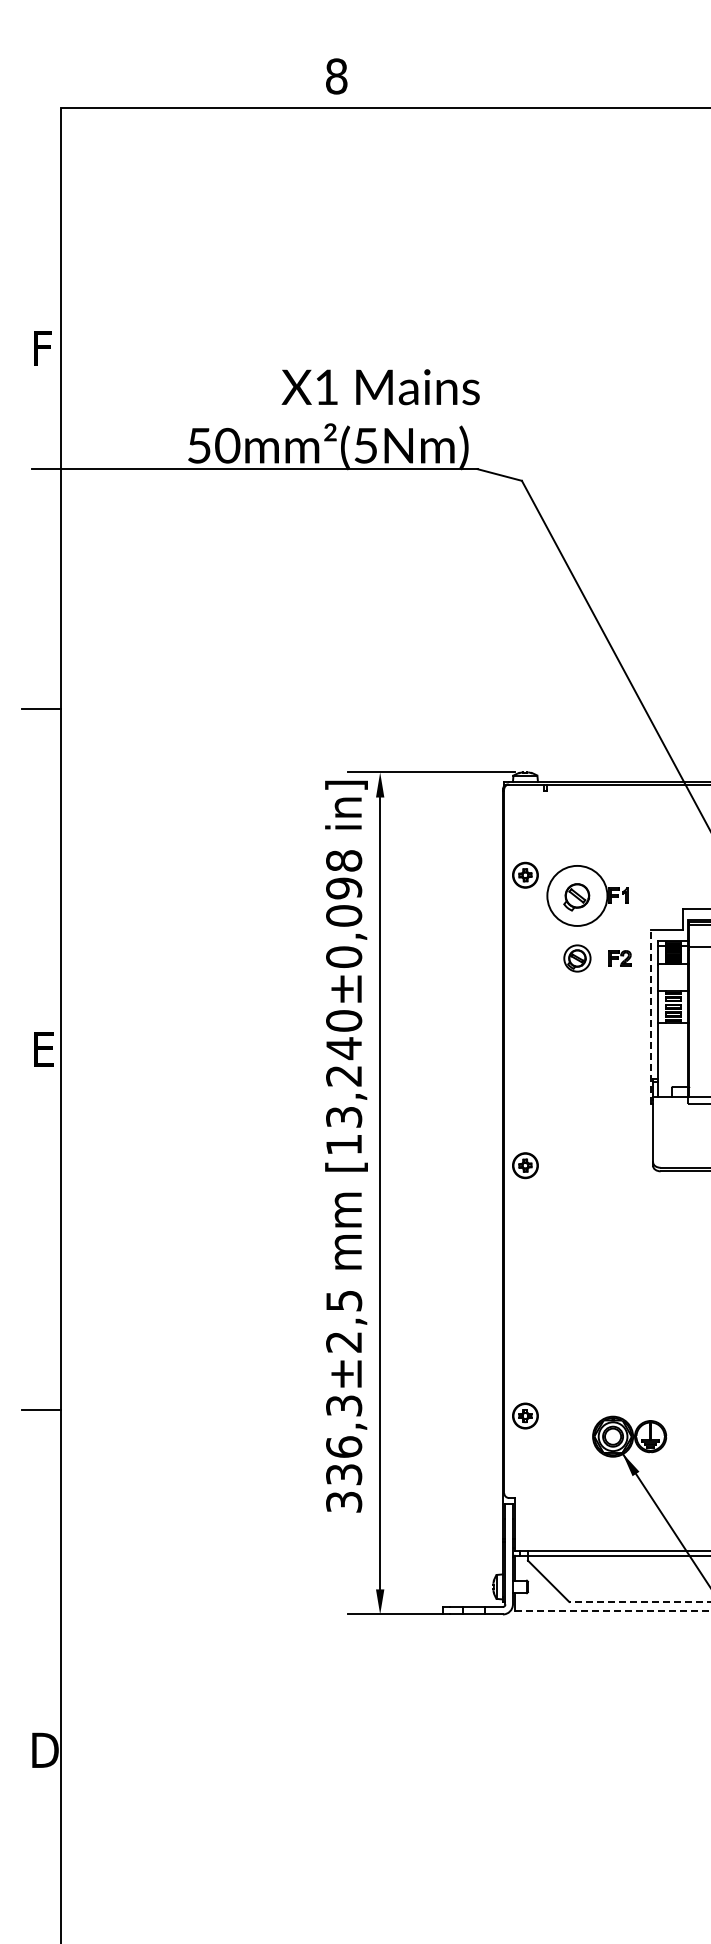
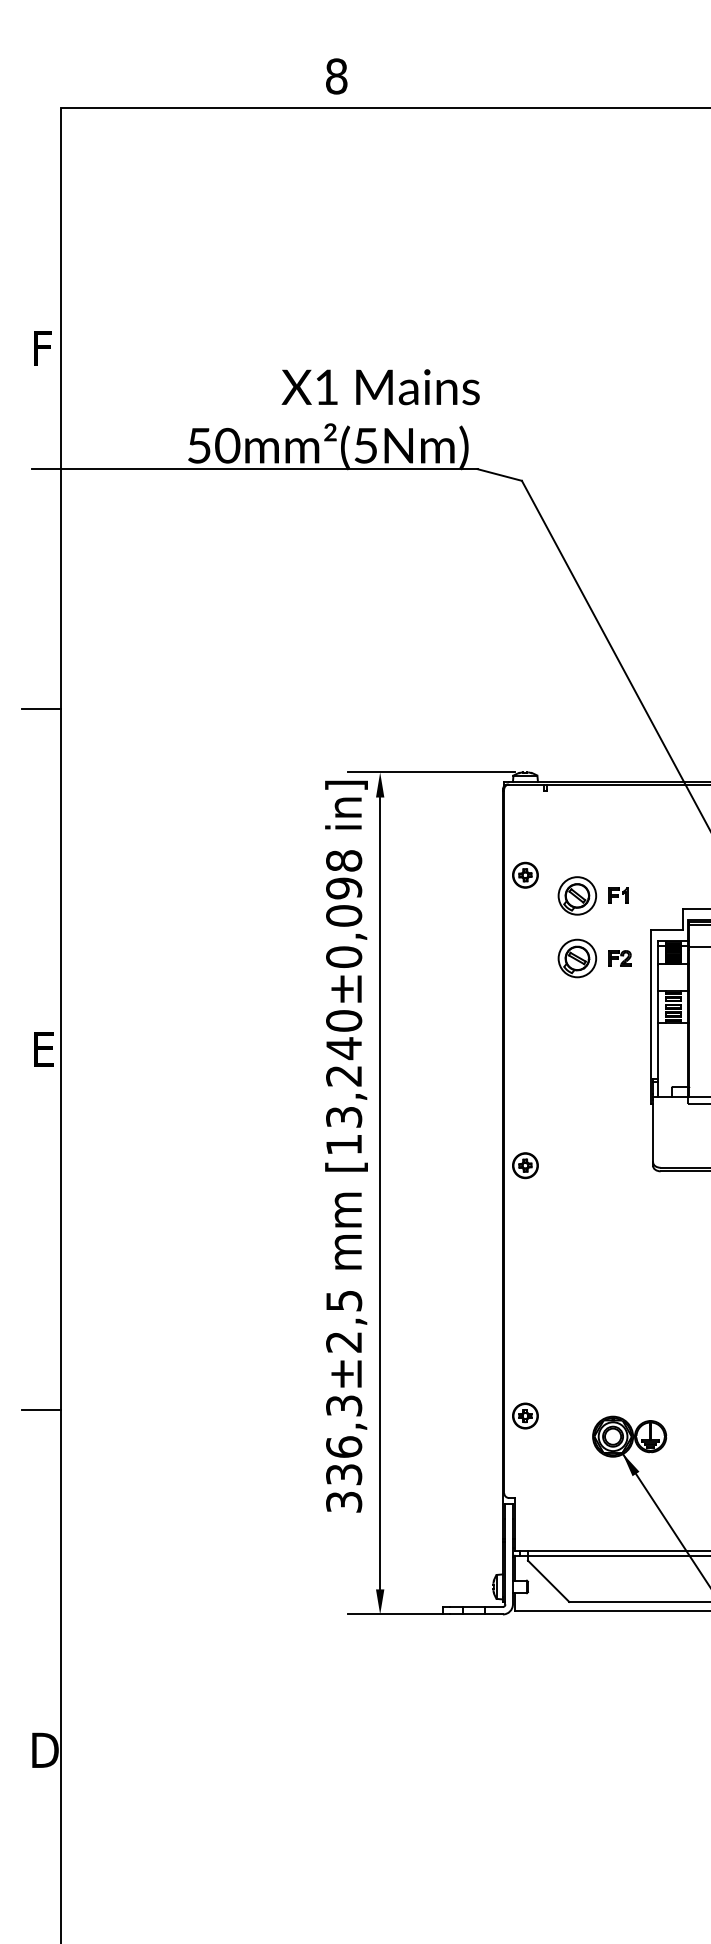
circle diameter: 60 px -> 38 px (577, 895)
part size: 29x29 px -> 41x41 px (577, 958)
line: dashed -> solid (650, 1016)
line: dashed -> solid (639, 1601)
line: dashed -> solid (612, 1610)
